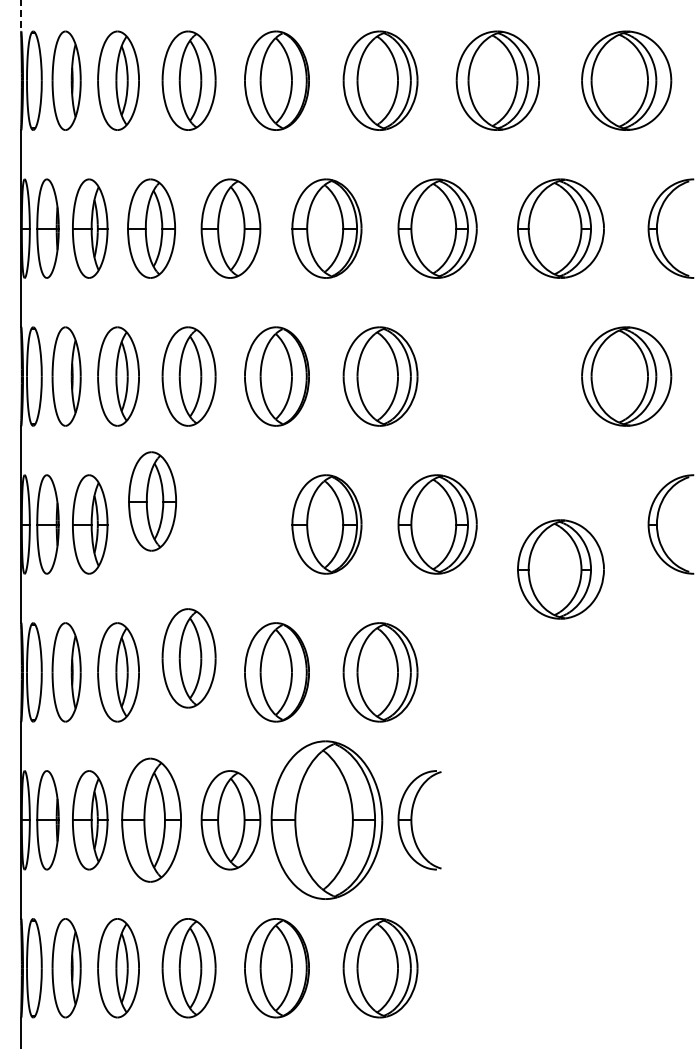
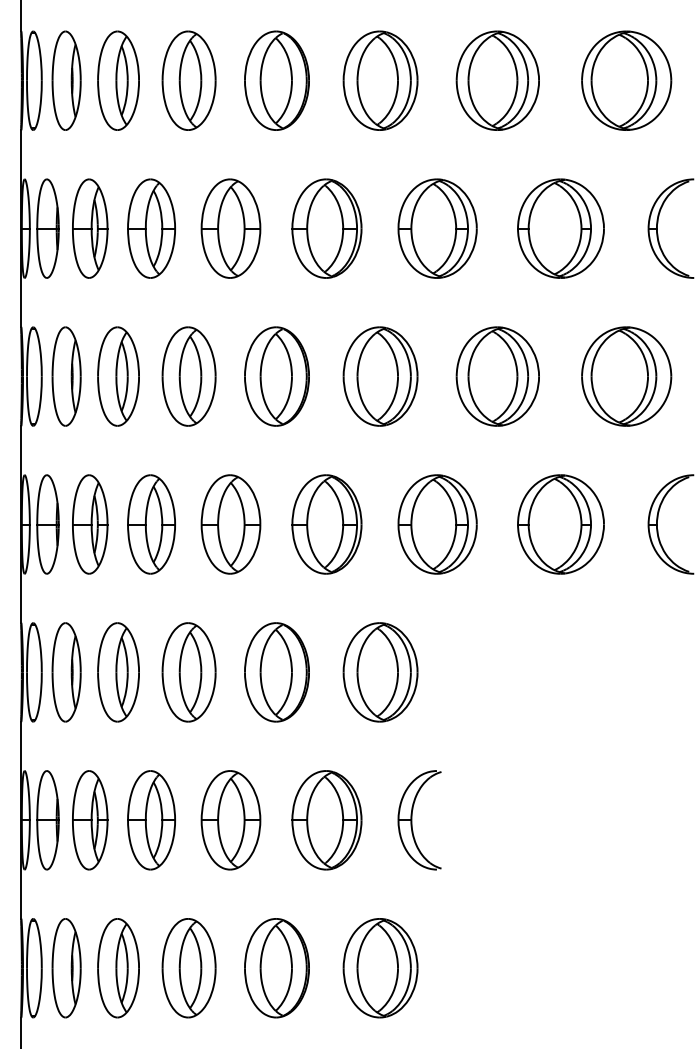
line: dashed -> solid (21, 16)
part: none -> present (497, 376)
part position: (152, 501) -> (151, 524) (151, 524)
part: none -> present (230, 524)
part position: (560, 569) -> (560, 524) (560, 524)
part position: (188, 658) -> (188, 672) (188, 672)
part size: 61x126 px -> 49x101 px (151, 820)
part size: 114x160 px -> 72x101 px (326, 820)
